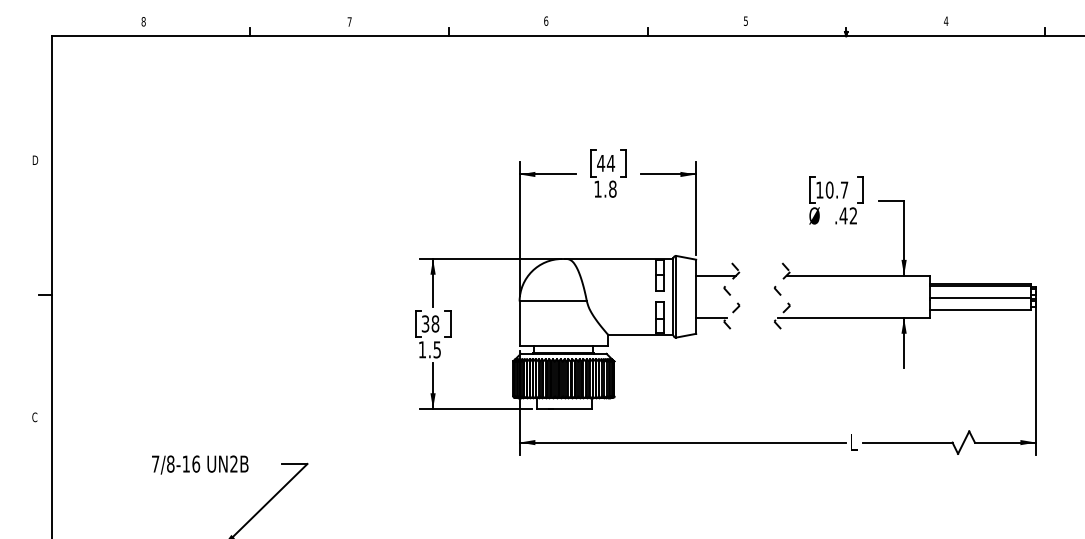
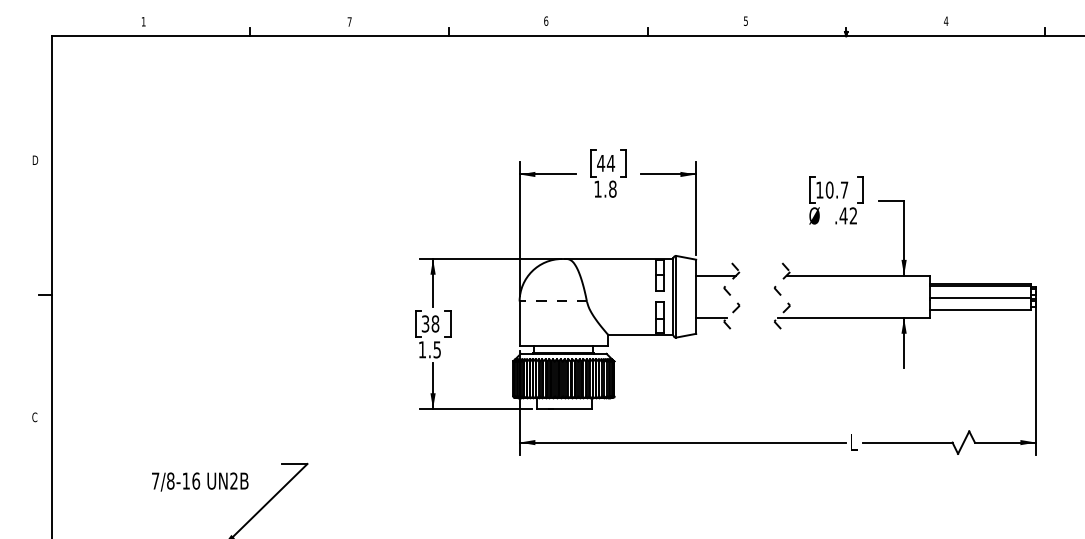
text: 8 -> 1 (143, 21)
line: solid -> dashed (553, 301)
text position: (200, 464) -> (200, 481) (200, 481)
